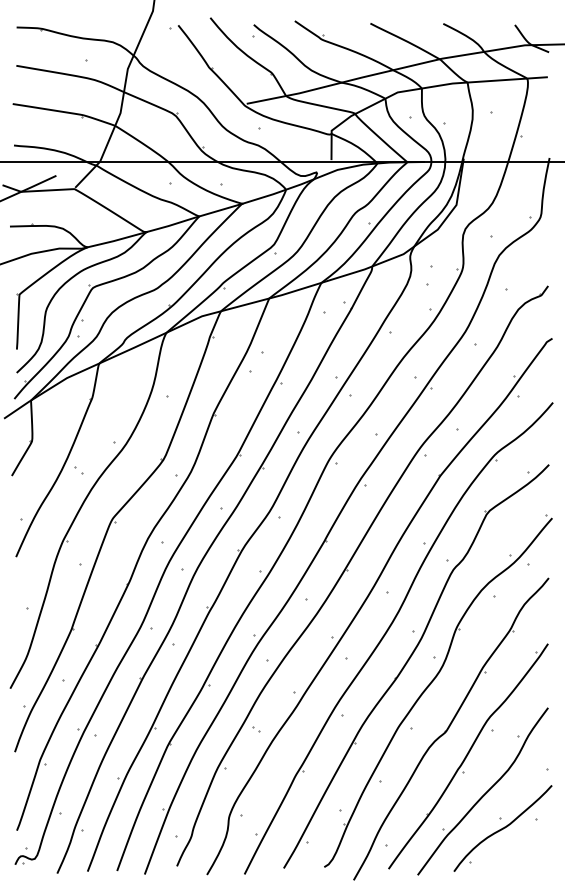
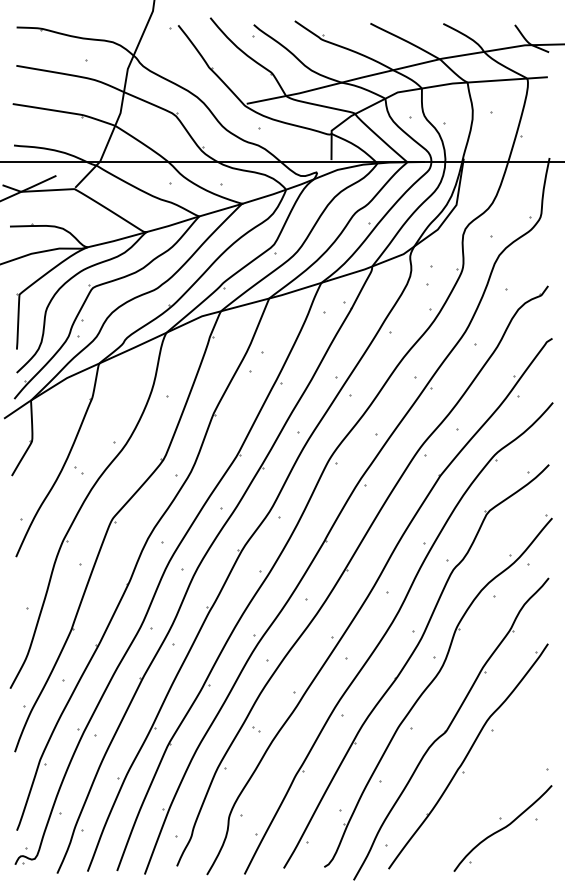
part: present -> none (482, 791)
